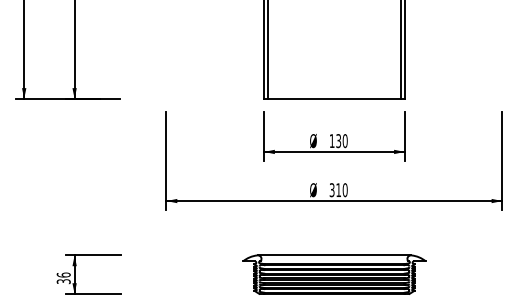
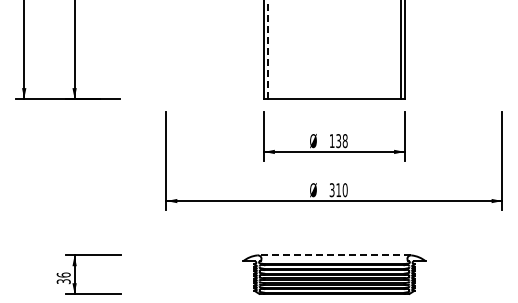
line: solid -> dashed (268, 49)
text: 130 -> 138 (344, 140)
line: solid -> dashed (334, 255)
